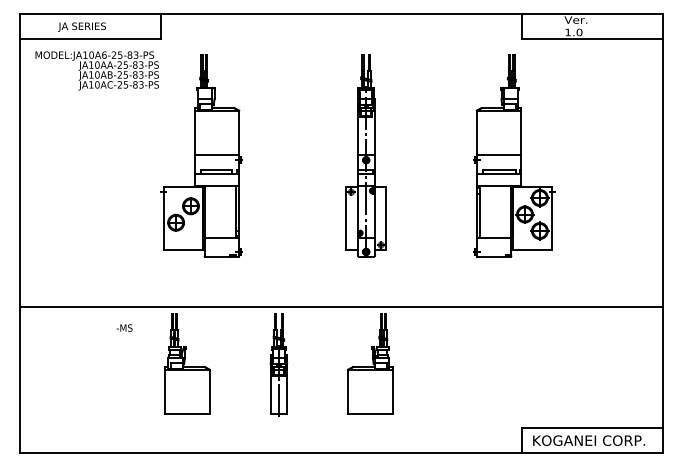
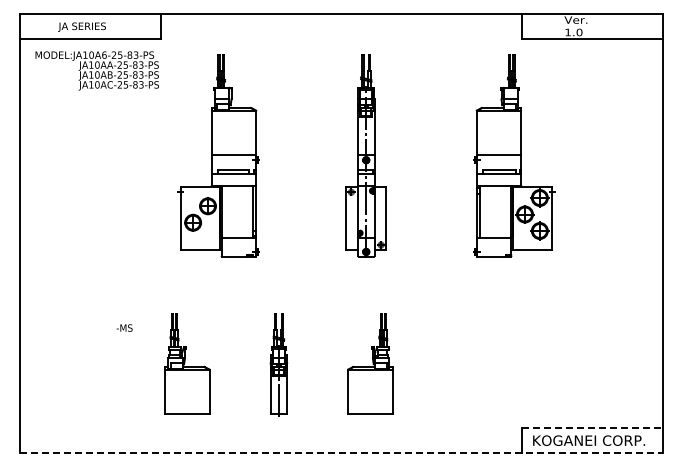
part position: (201, 155) -> (218, 155) (218, 155)
line: present -> none (341, 306)
line: solid -> dashed (592, 428)
line: solid -> dashed (341, 453)
